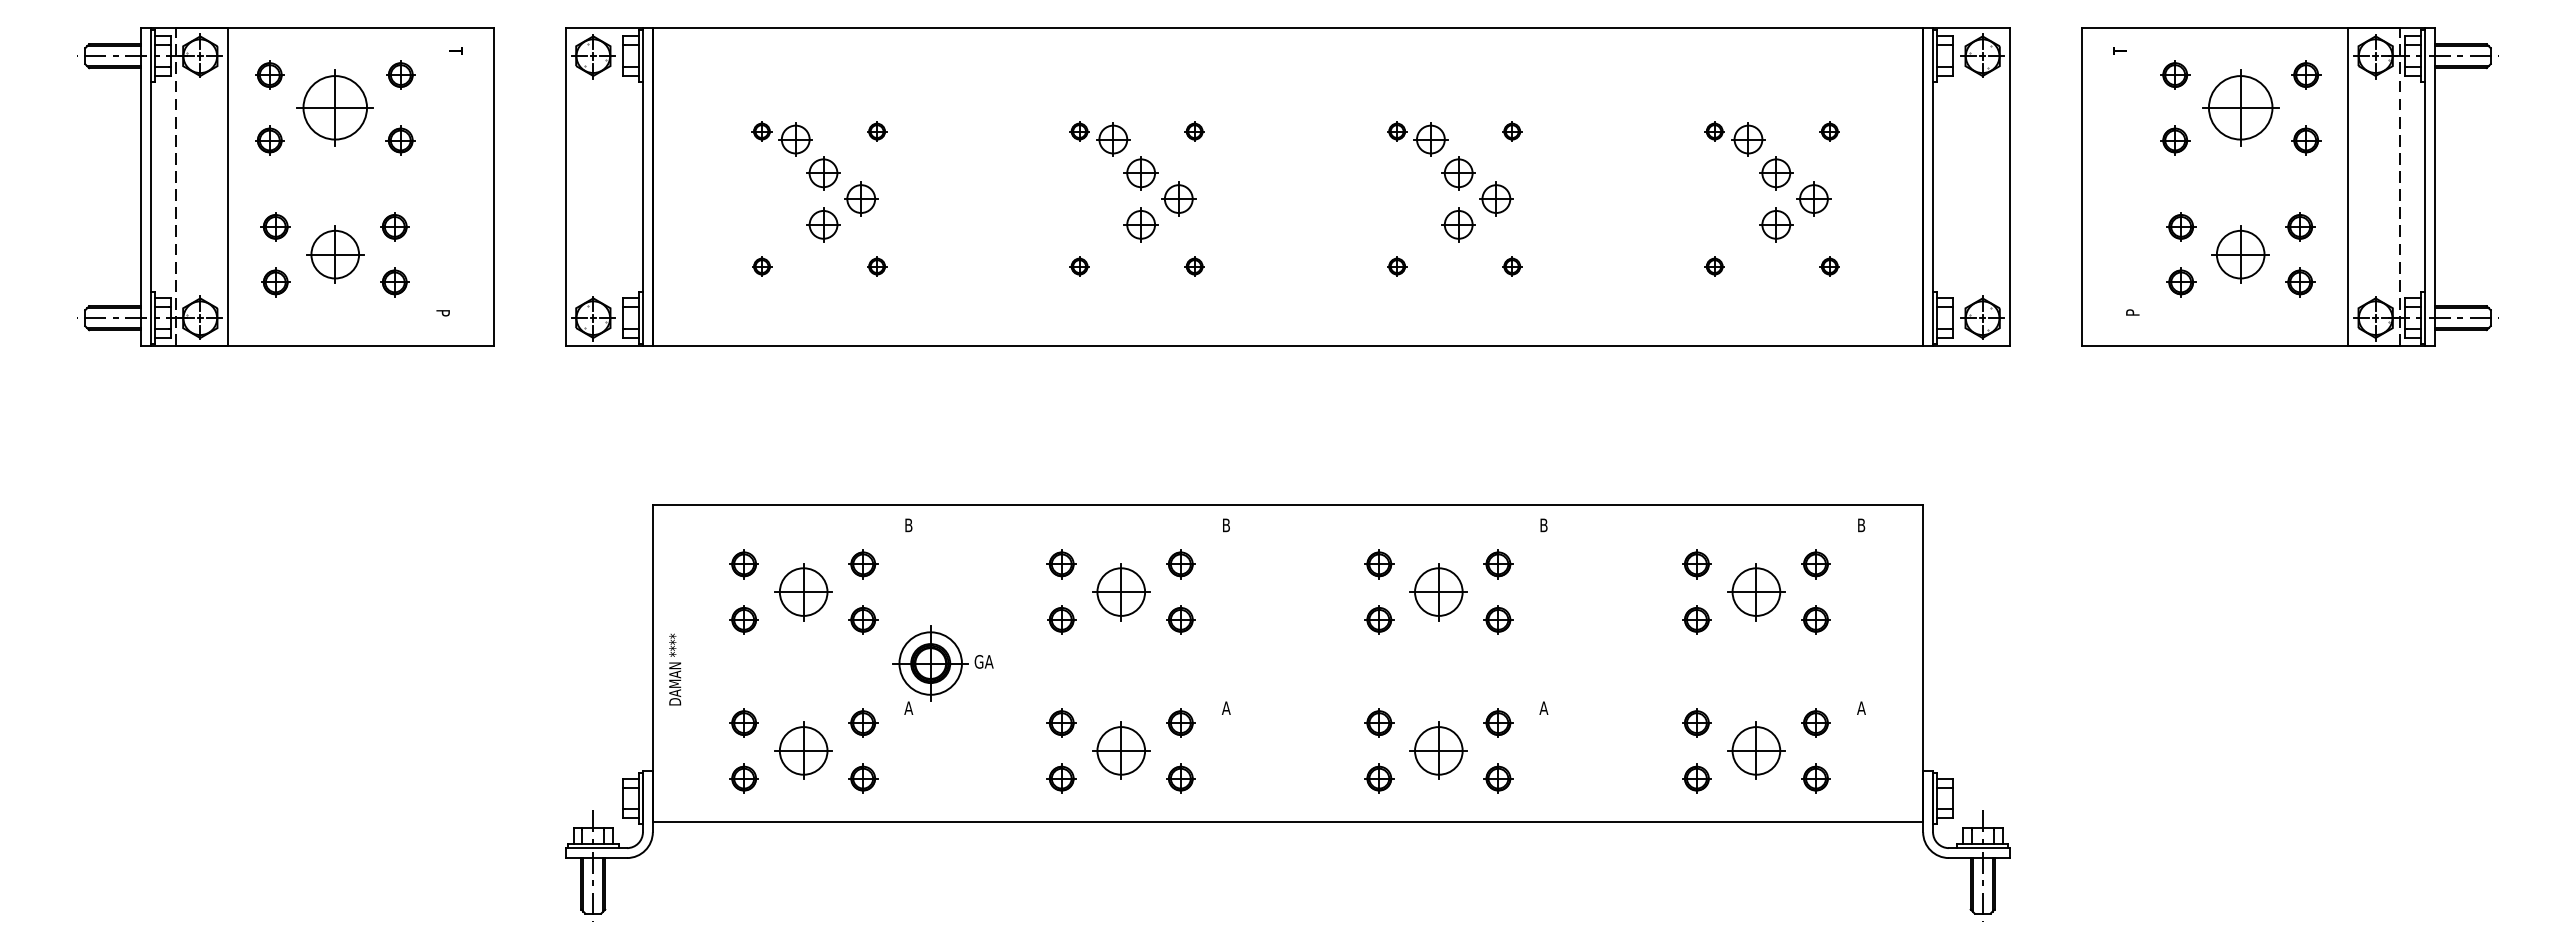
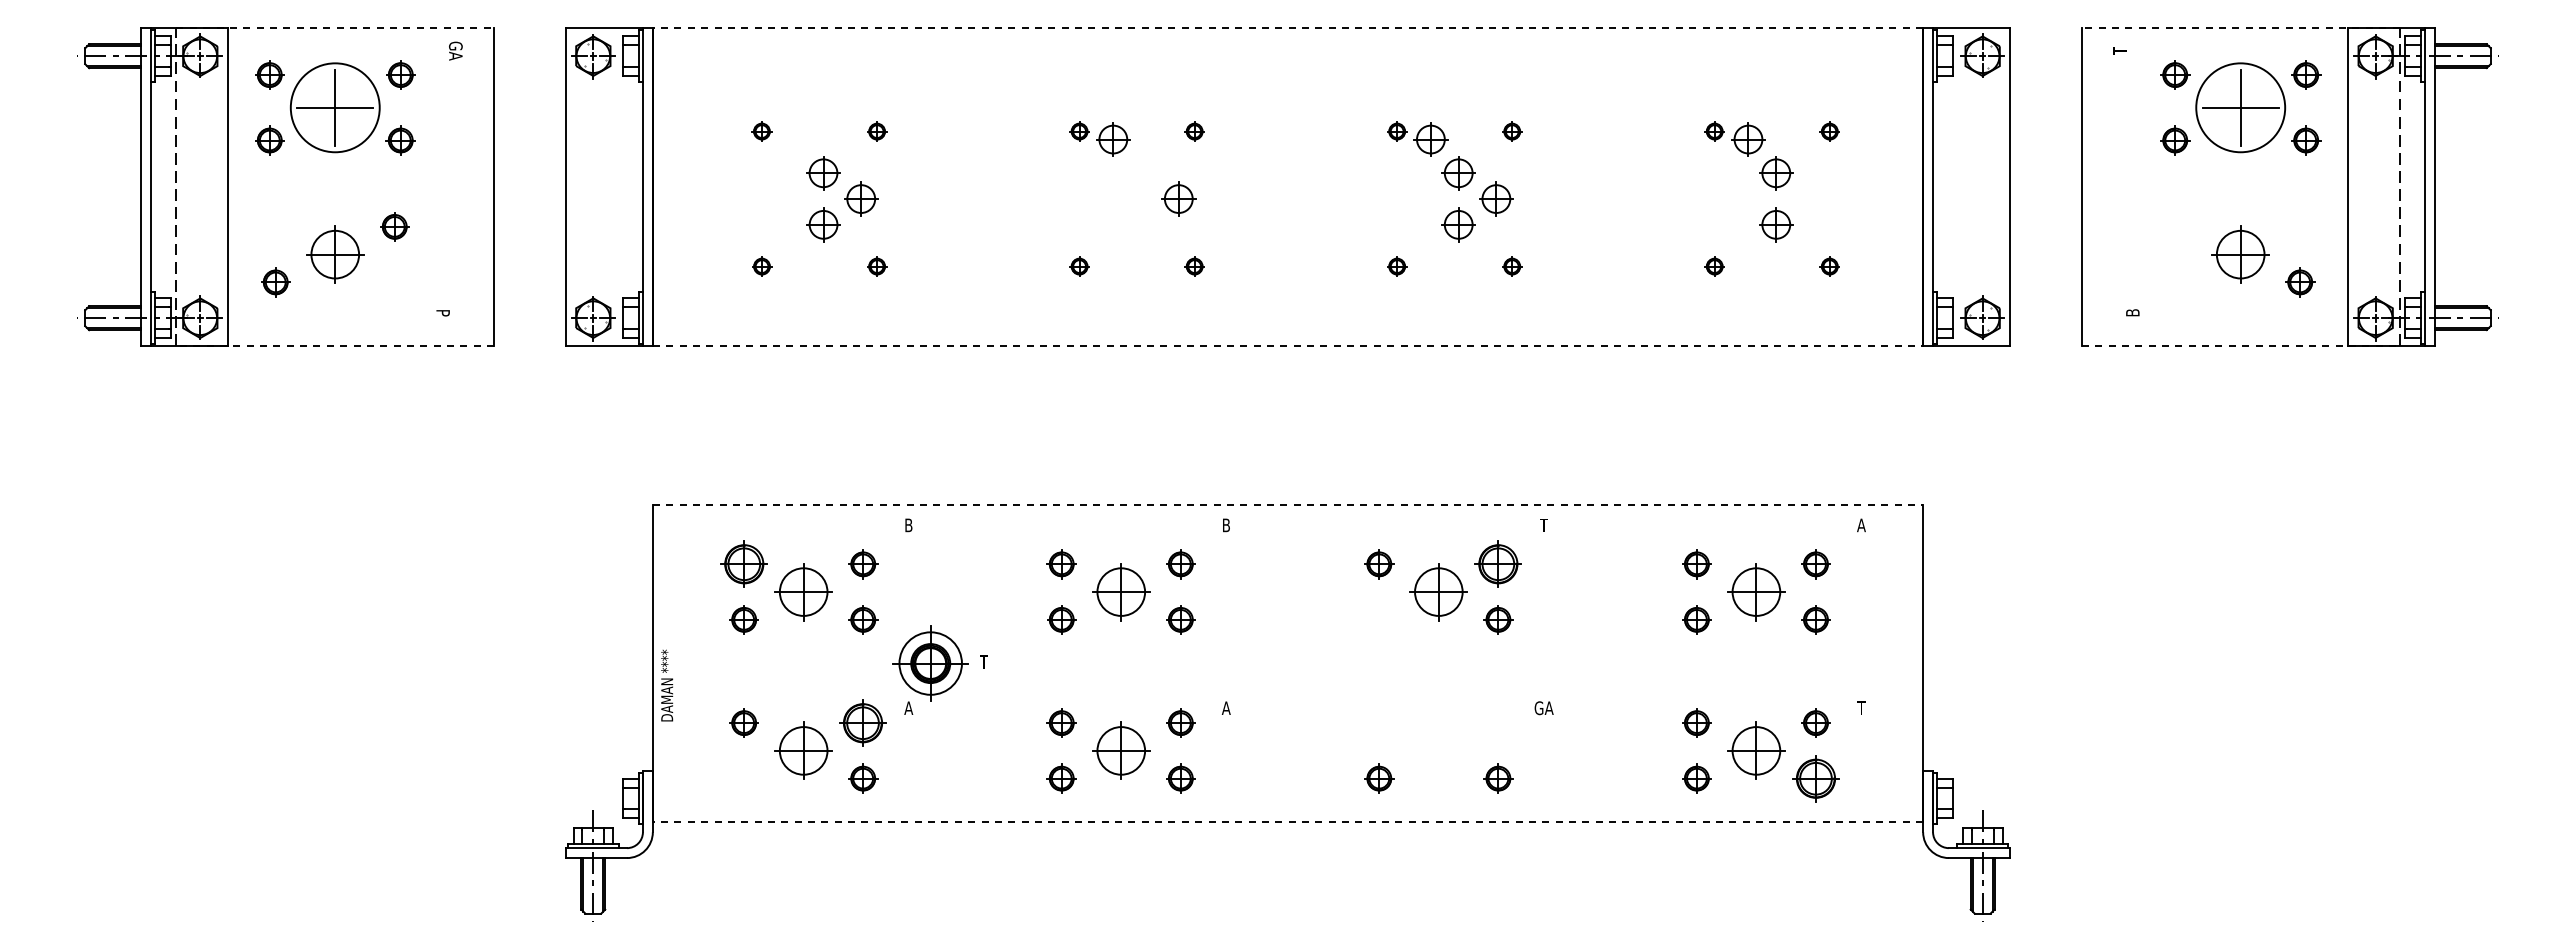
line: solid -> dashed (335, 28)
line: solid -> dashed (1287, 28)
line: solid -> dashed (2240, 28)
text: T -> GA (455, 50)
circle diameter: 64 px -> 89 px (334, 107)
circle diameter: 64 px -> 89 px (2240, 107)
part: present -> none (795, 139)
part: present -> none (1140, 173)
part: present -> none (1813, 198)
part: present -> none (1140, 224)
part: present -> none (275, 226)
part: present -> none (2181, 226)
part: present -> none (2300, 226)
part: present -> none (394, 282)
part: present -> none (2181, 282)
text: P -> B (2132, 312)
line: solid -> dashed (335, 346)
line: solid -> dashed (1288, 346)
line: solid -> dashed (2240, 346)
line: solid -> dashed (1288, 504)
text: B -> T (1543, 525)
text: B -> A (1861, 525)
part size: 30x31 px -> 48x48 px (743, 563)
part size: 31x31 px -> 48x48 px (1497, 563)
part: present -> none (1379, 619)
text: GA -> T (983, 661)
text position: (675, 669) -> (667, 685) (667, 685)
text: A -> T (1861, 707)
text: A -> GA (1543, 708)
part size: 31x30 px -> 48x48 px (862, 722)
part: present -> none (1379, 722)
part: present -> none (1498, 722)
part: present -> none (1438, 750)
part: present -> none (743, 778)
part size: 30x31 px -> 48x48 px (1815, 778)
line: solid -> dashed (1287, 822)
